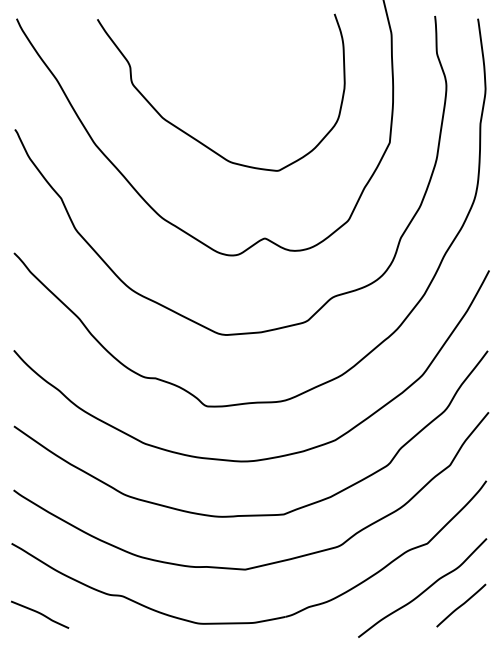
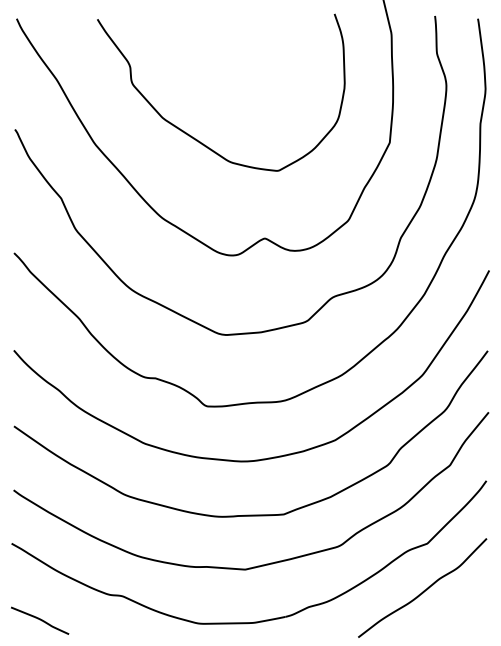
line: present -> none (461, 605)
curve position: (40, 614) -> (40, 620) (40, 620)
